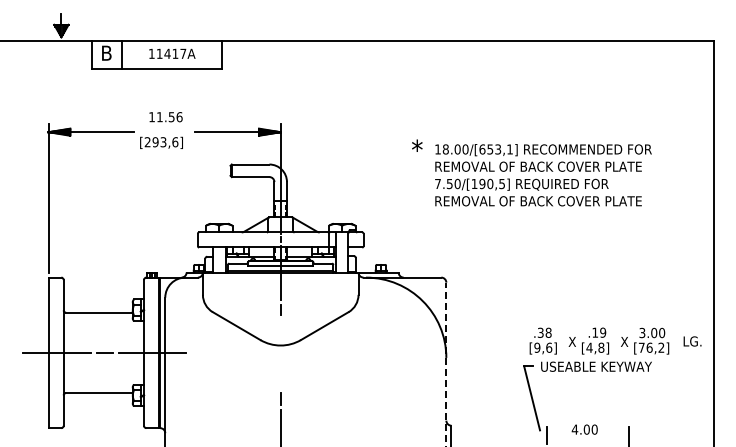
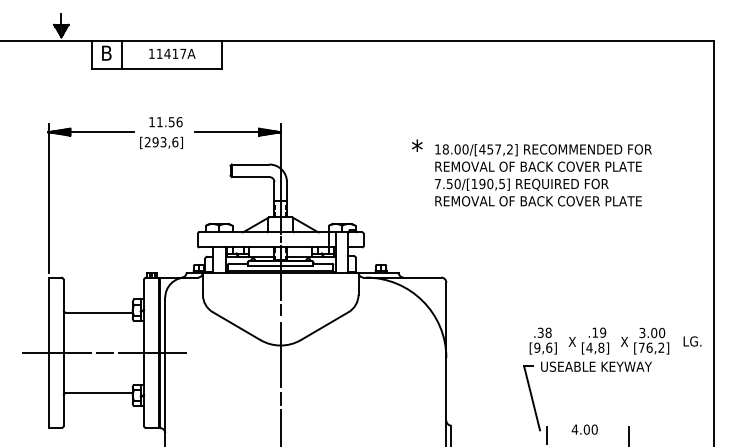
text position: (165, 117) -> (165, 122) (165, 122)
text: 18.00/[653,1] -> 18.00/[457,2] (495, 149)
line: none -> present (280, 355)
line: dashed -> solid (446, 364)
